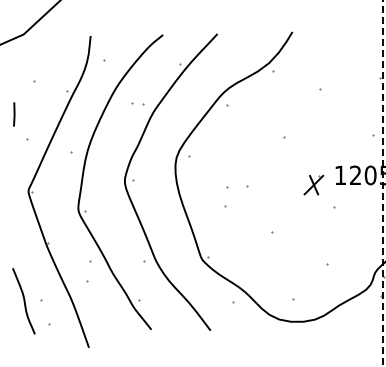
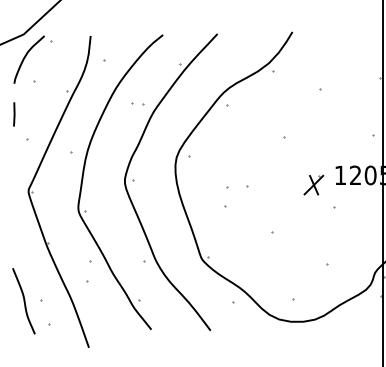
part: none -> present (26, 56)
line: dashed -> solid (383, 183)
